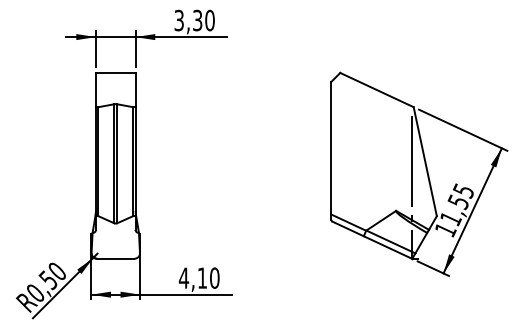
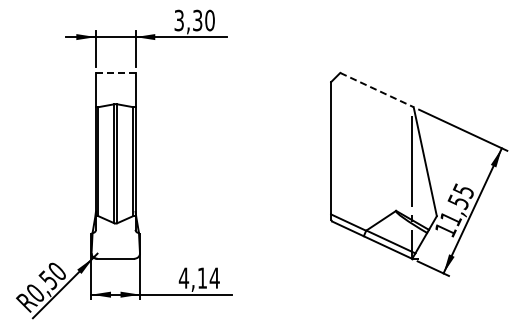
line: solid -> dashed (115, 72)
line: solid -> dashed (377, 90)
text: 4,10 -> 4,14 (214, 277)
